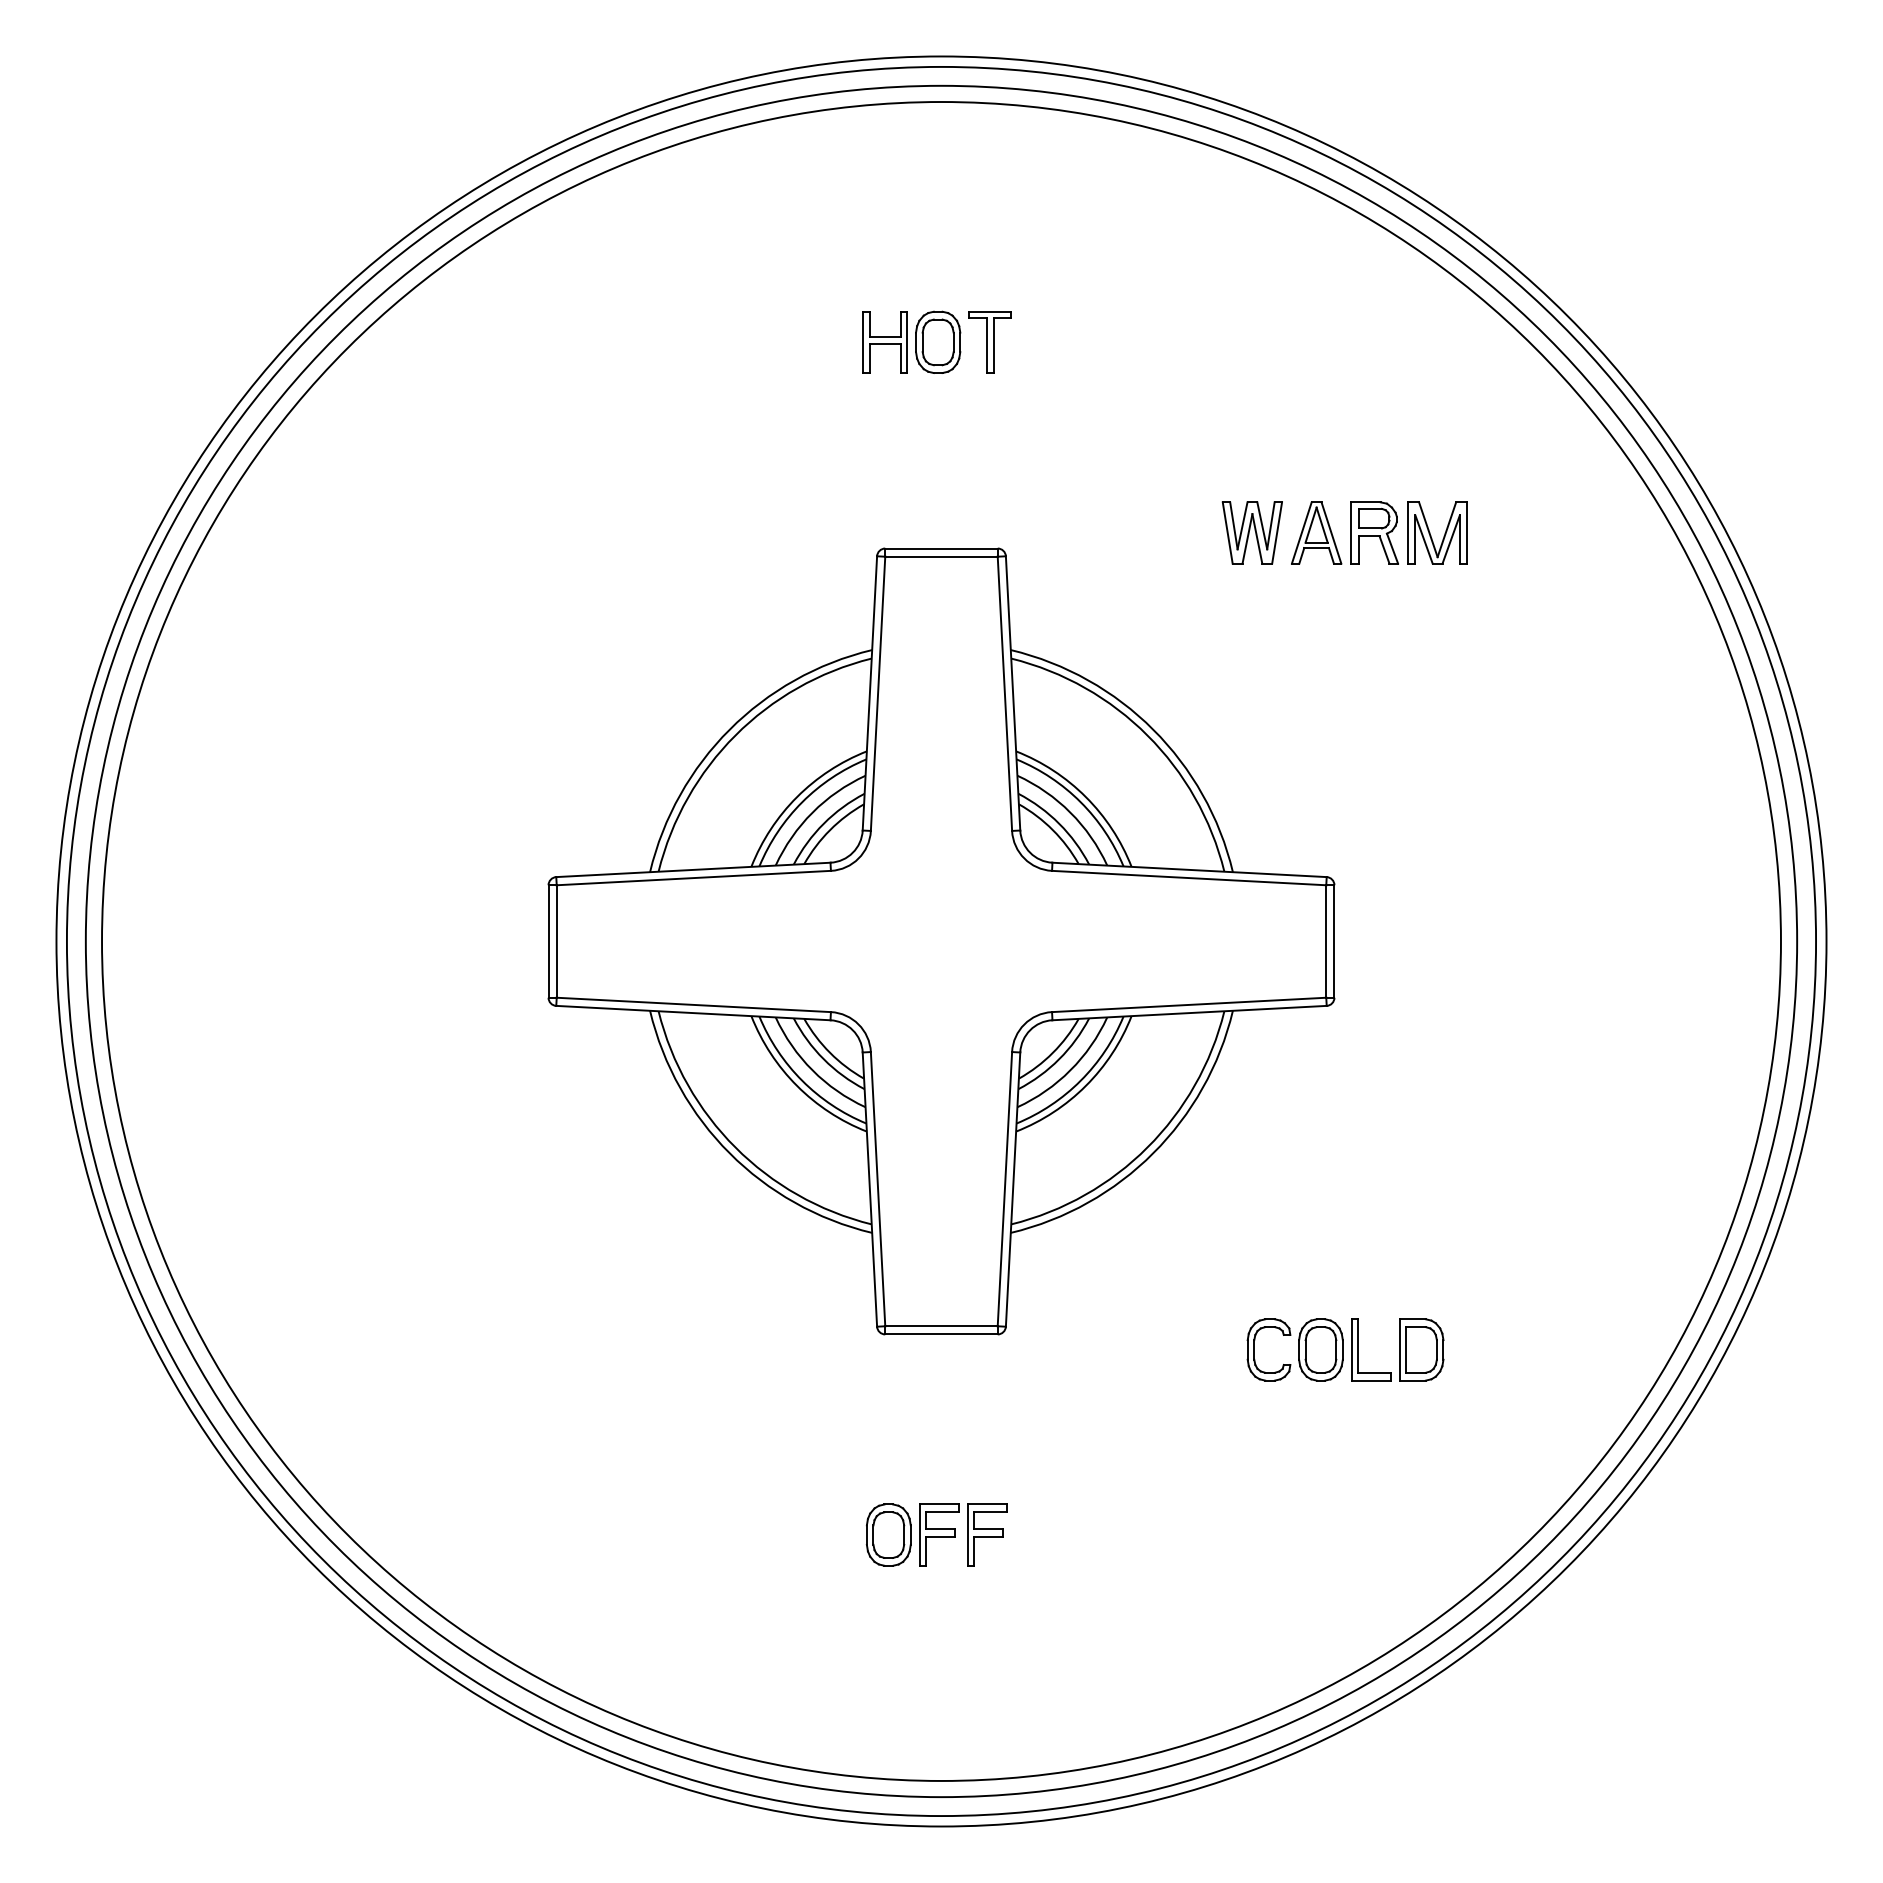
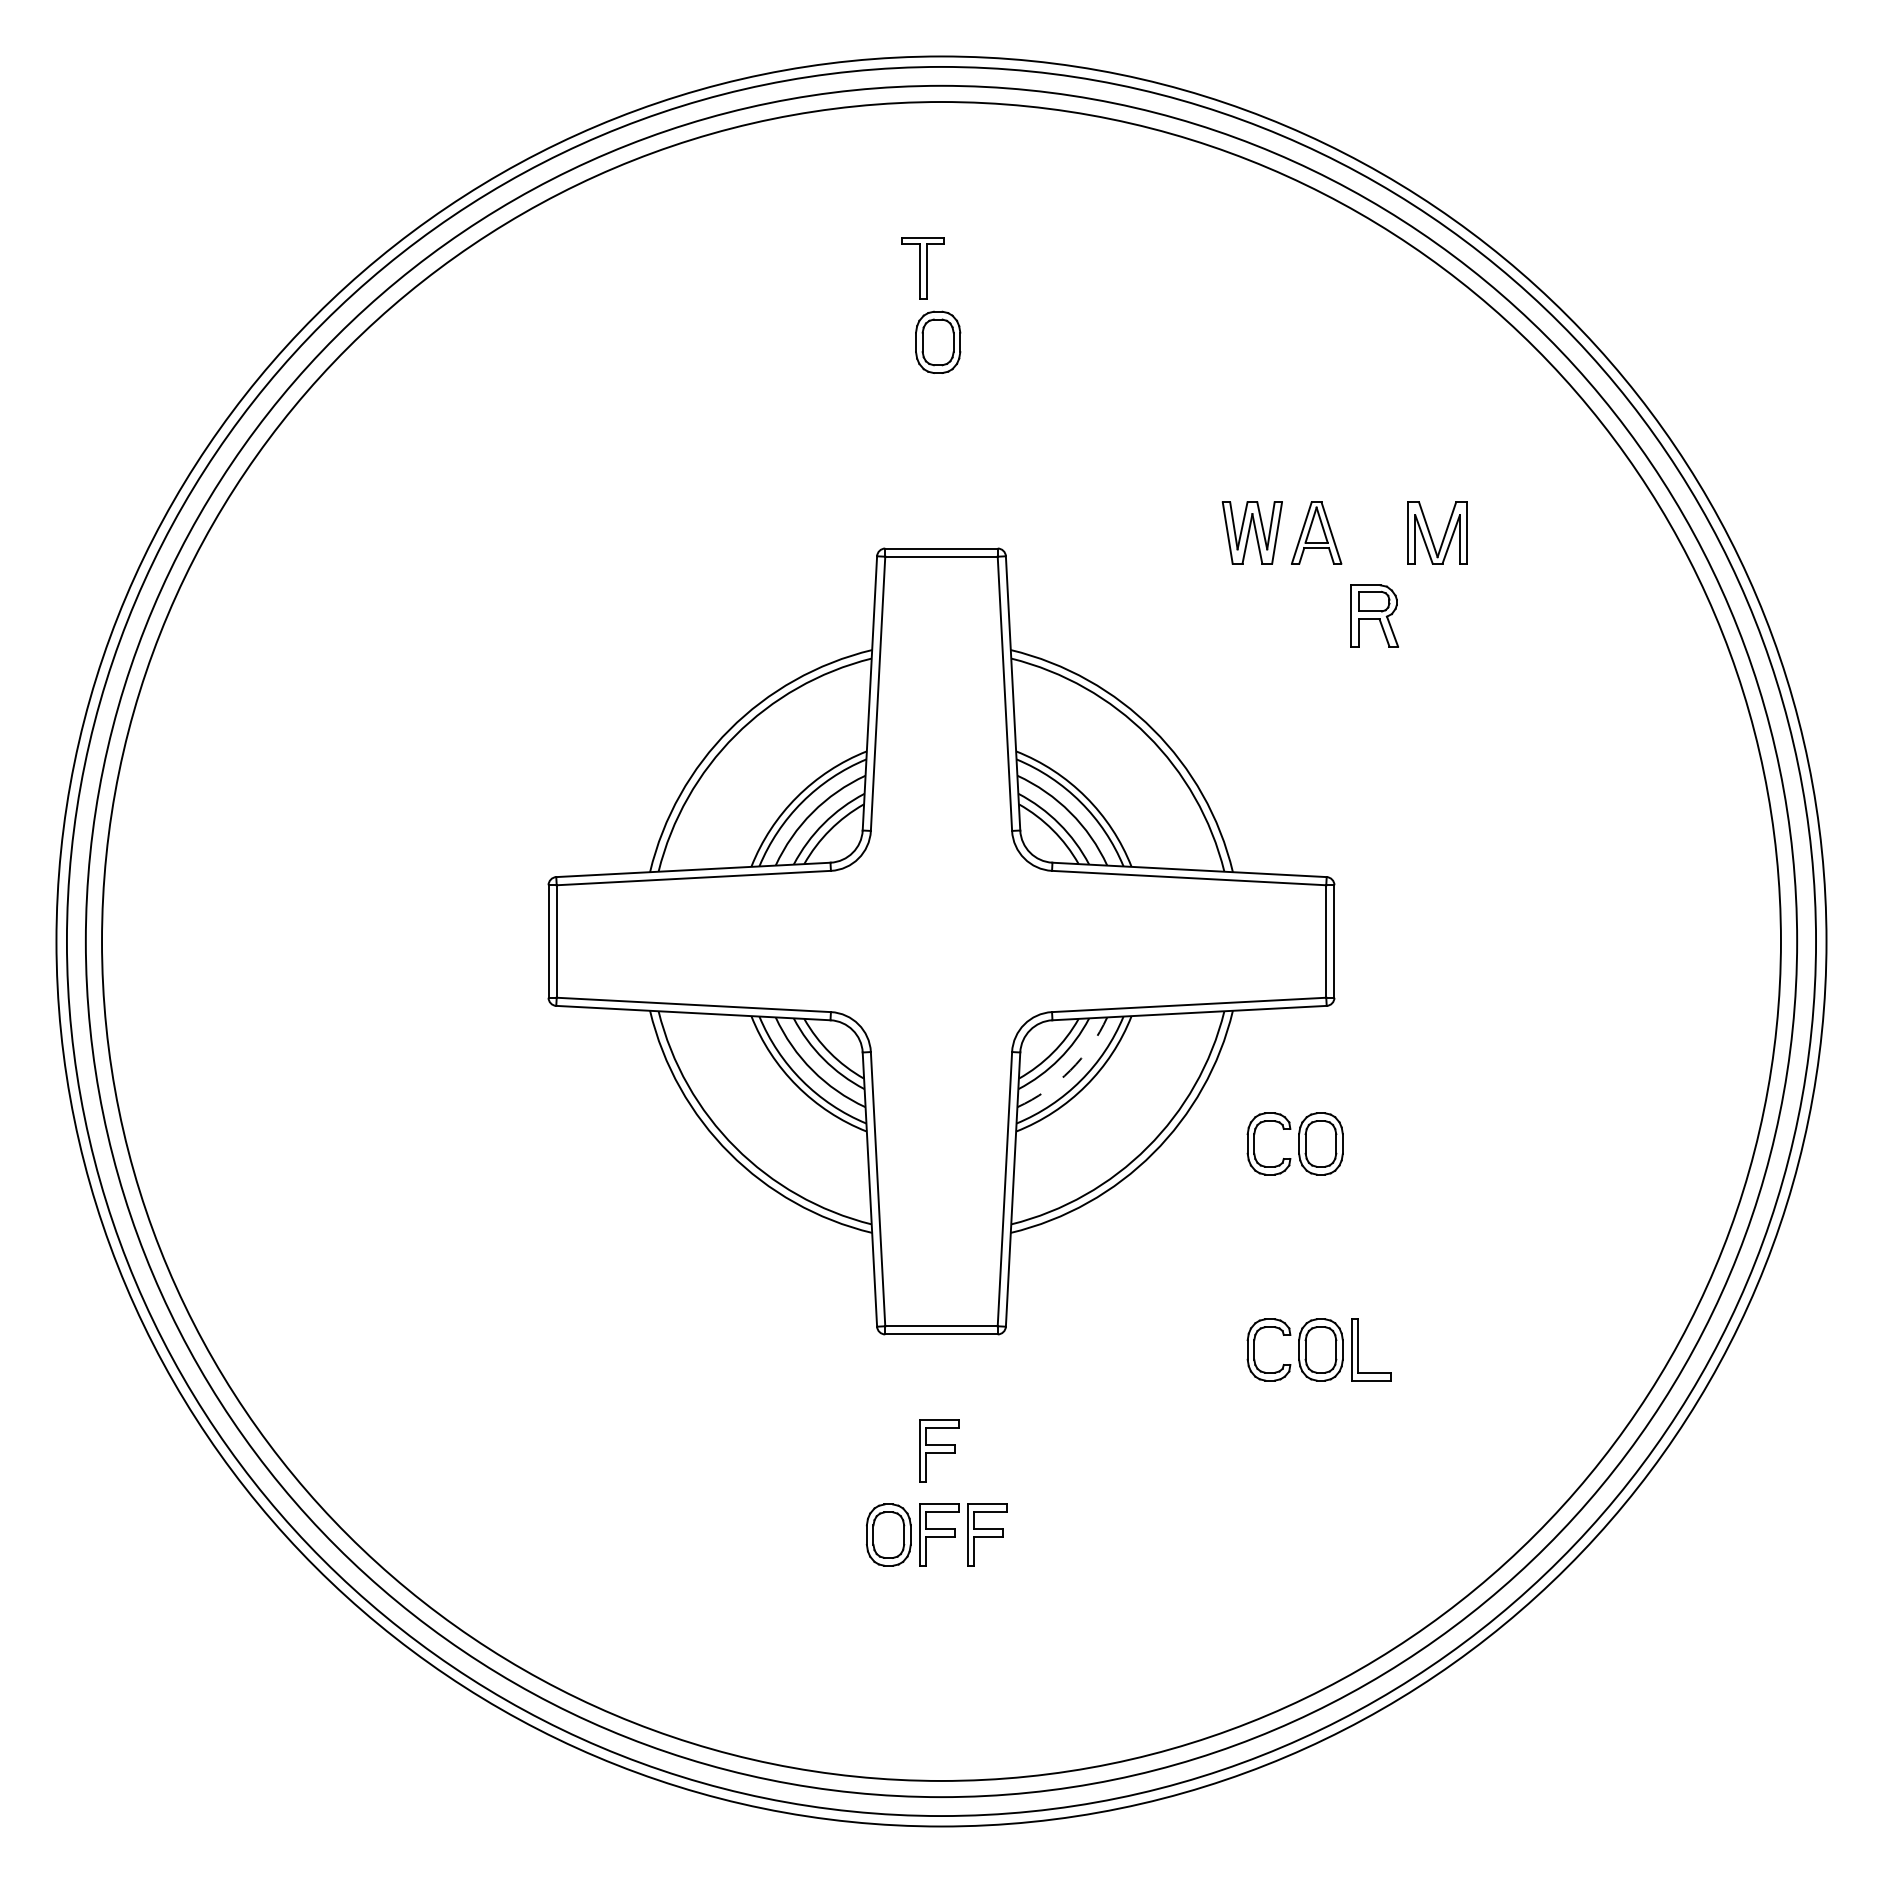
part: present -> none (884, 342)
part position: (989, 342) -> (922, 268) (922, 268)
part position: (1374, 532) -> (1374, 615) (1374, 615)
arc: solid -> dashed (1070, 1070)
part: none -> present (1294, 1143)
part: present -> none (1421, 1349)
part: none -> present (939, 1450)
